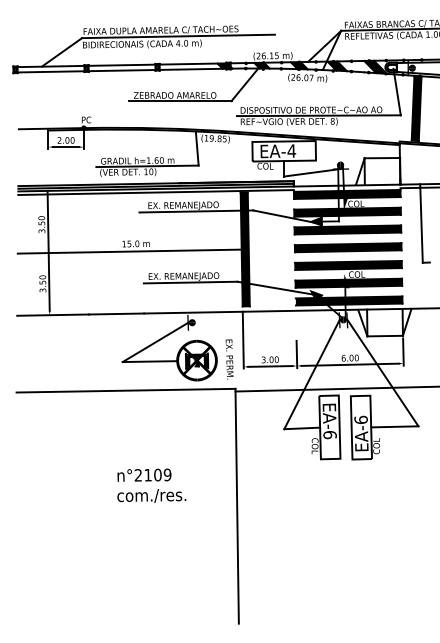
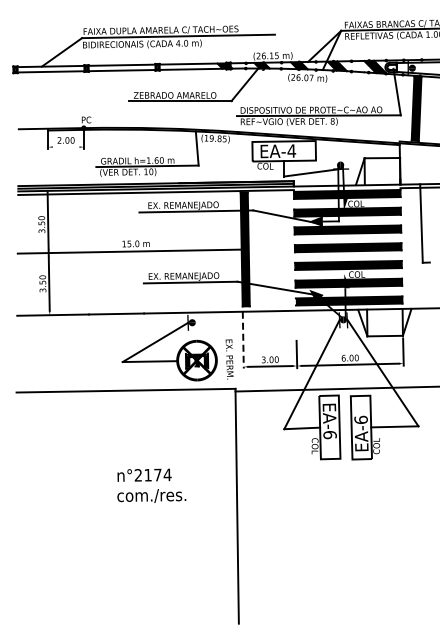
line: present -> none (65, 147)
line: solid -> dashed (243, 340)
text: n°2109 -> n°2174 (162, 474)
